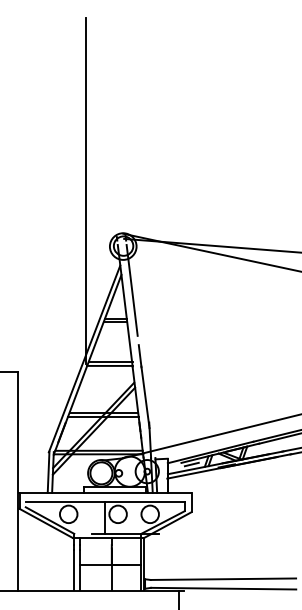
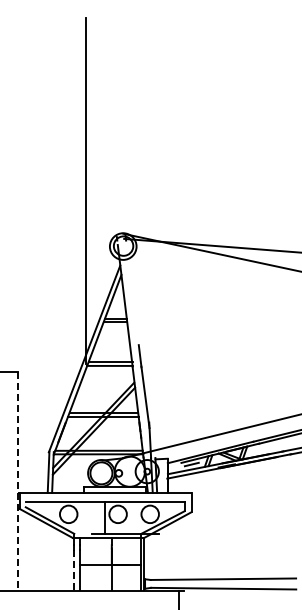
line: present -> none (131, 289)
line: solid -> dashed (17, 482)
line: solid -> dashed (74, 570)
